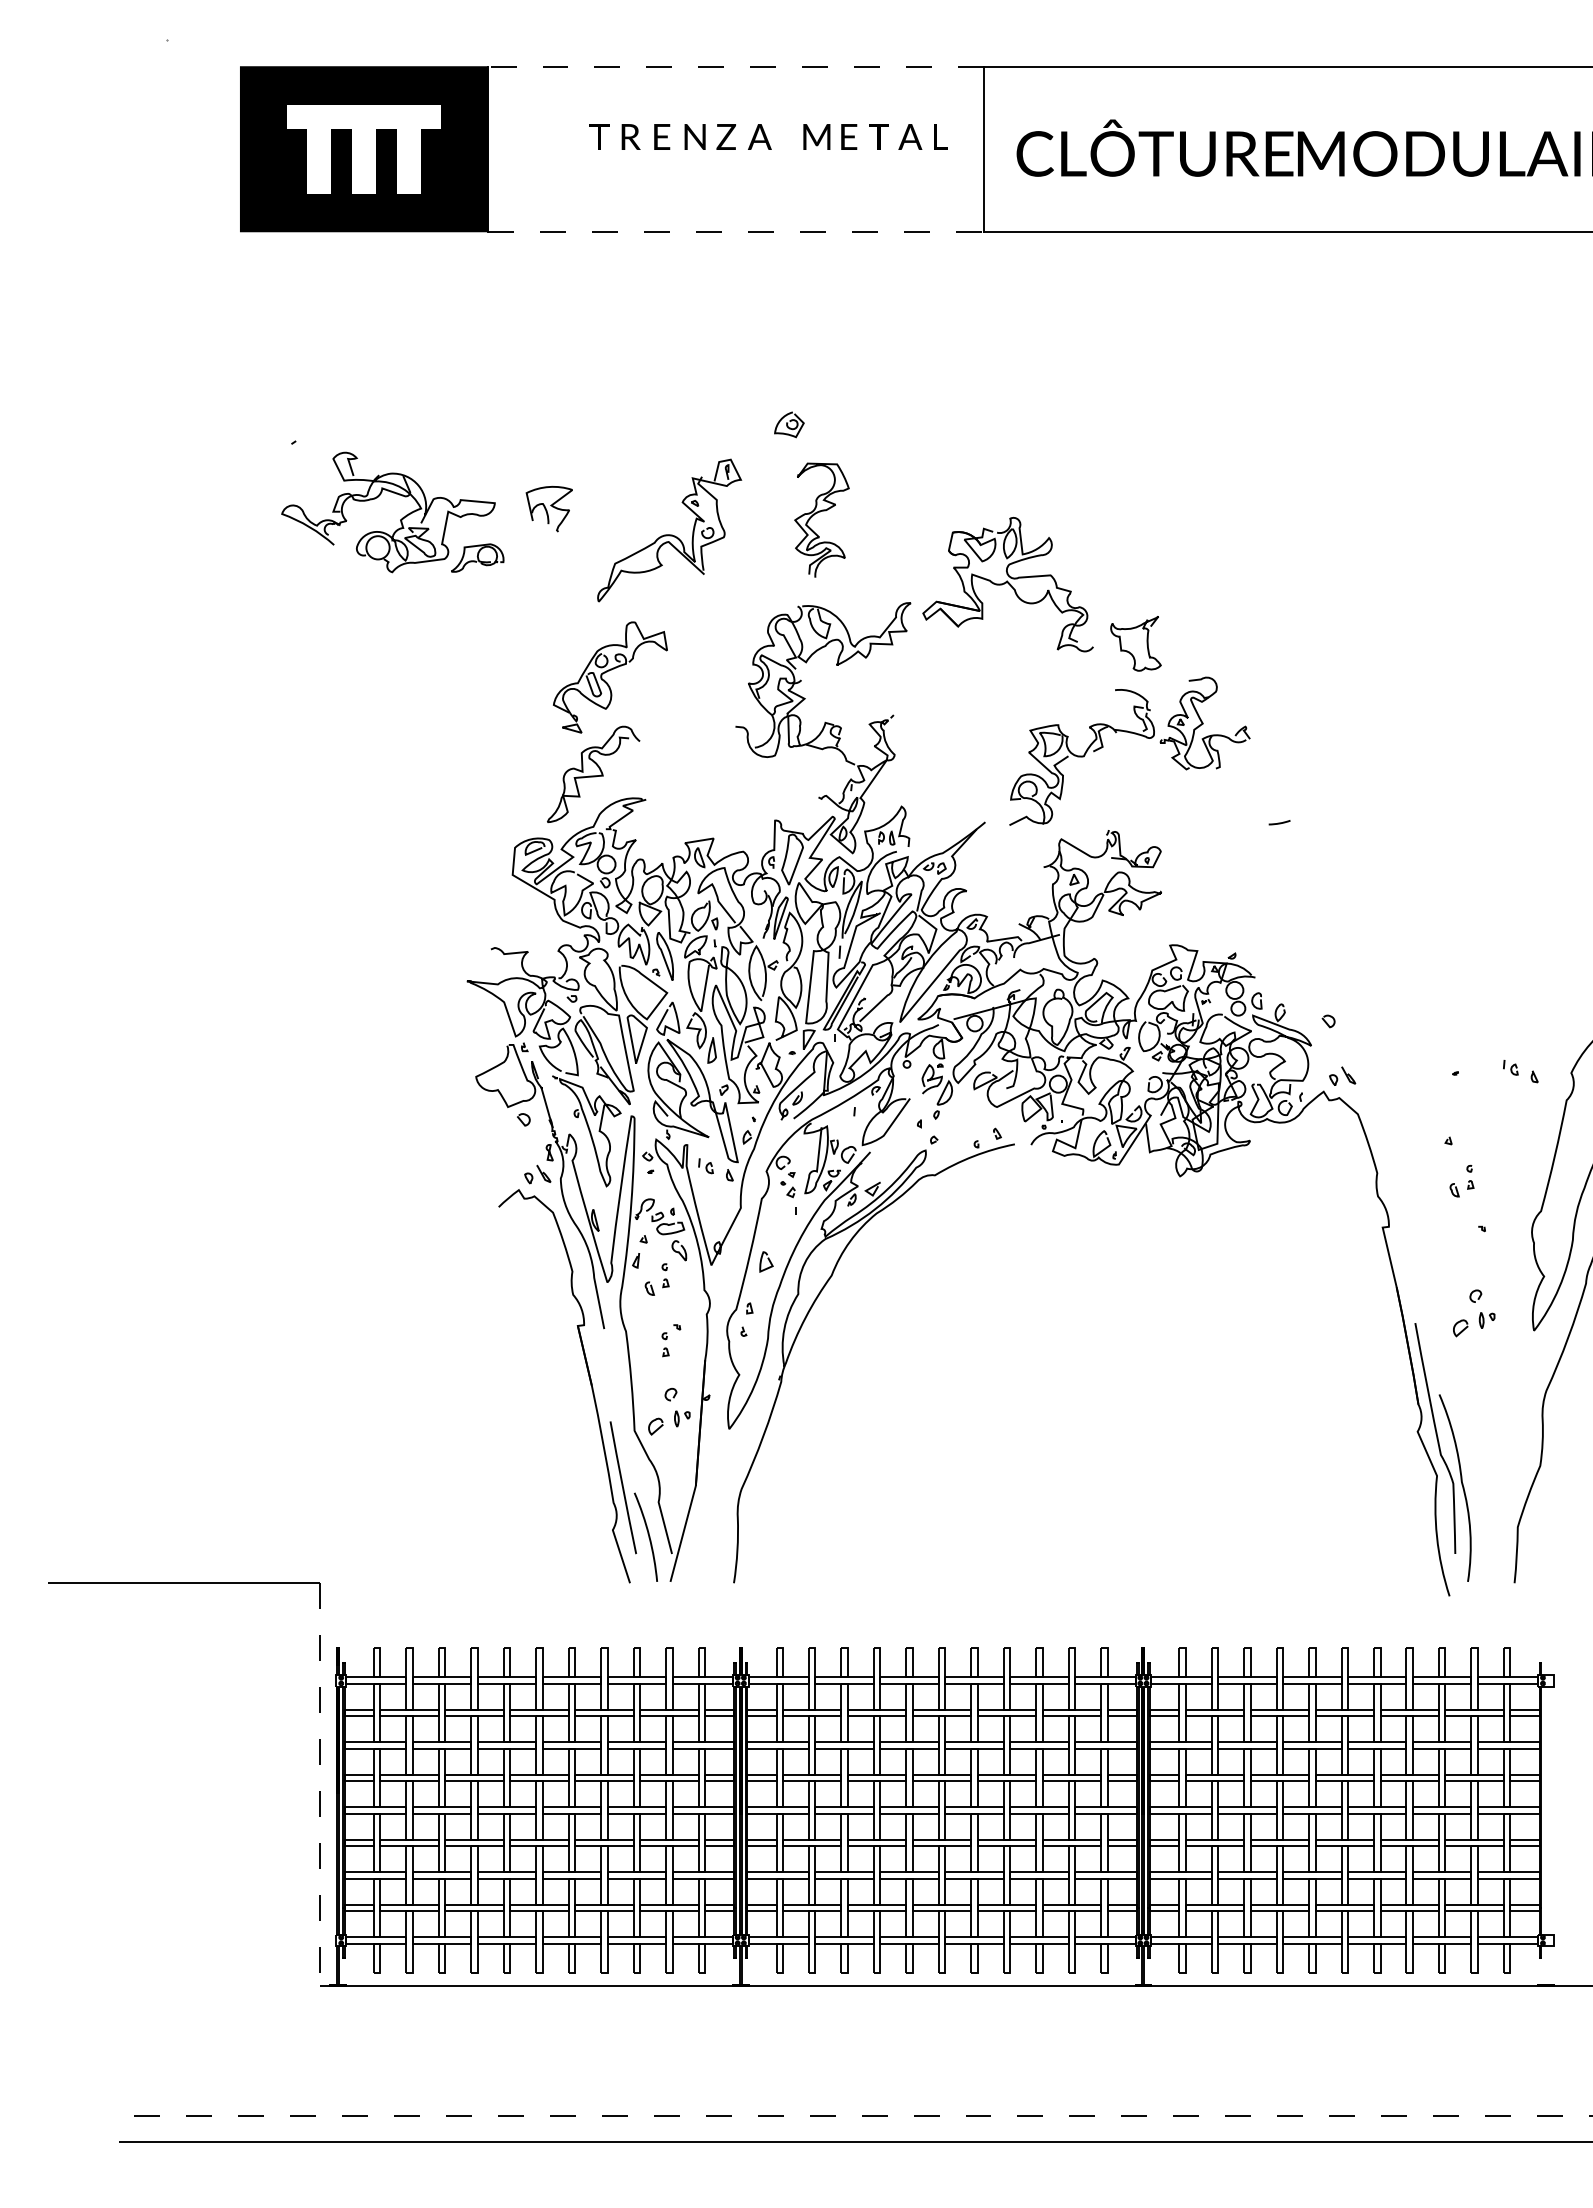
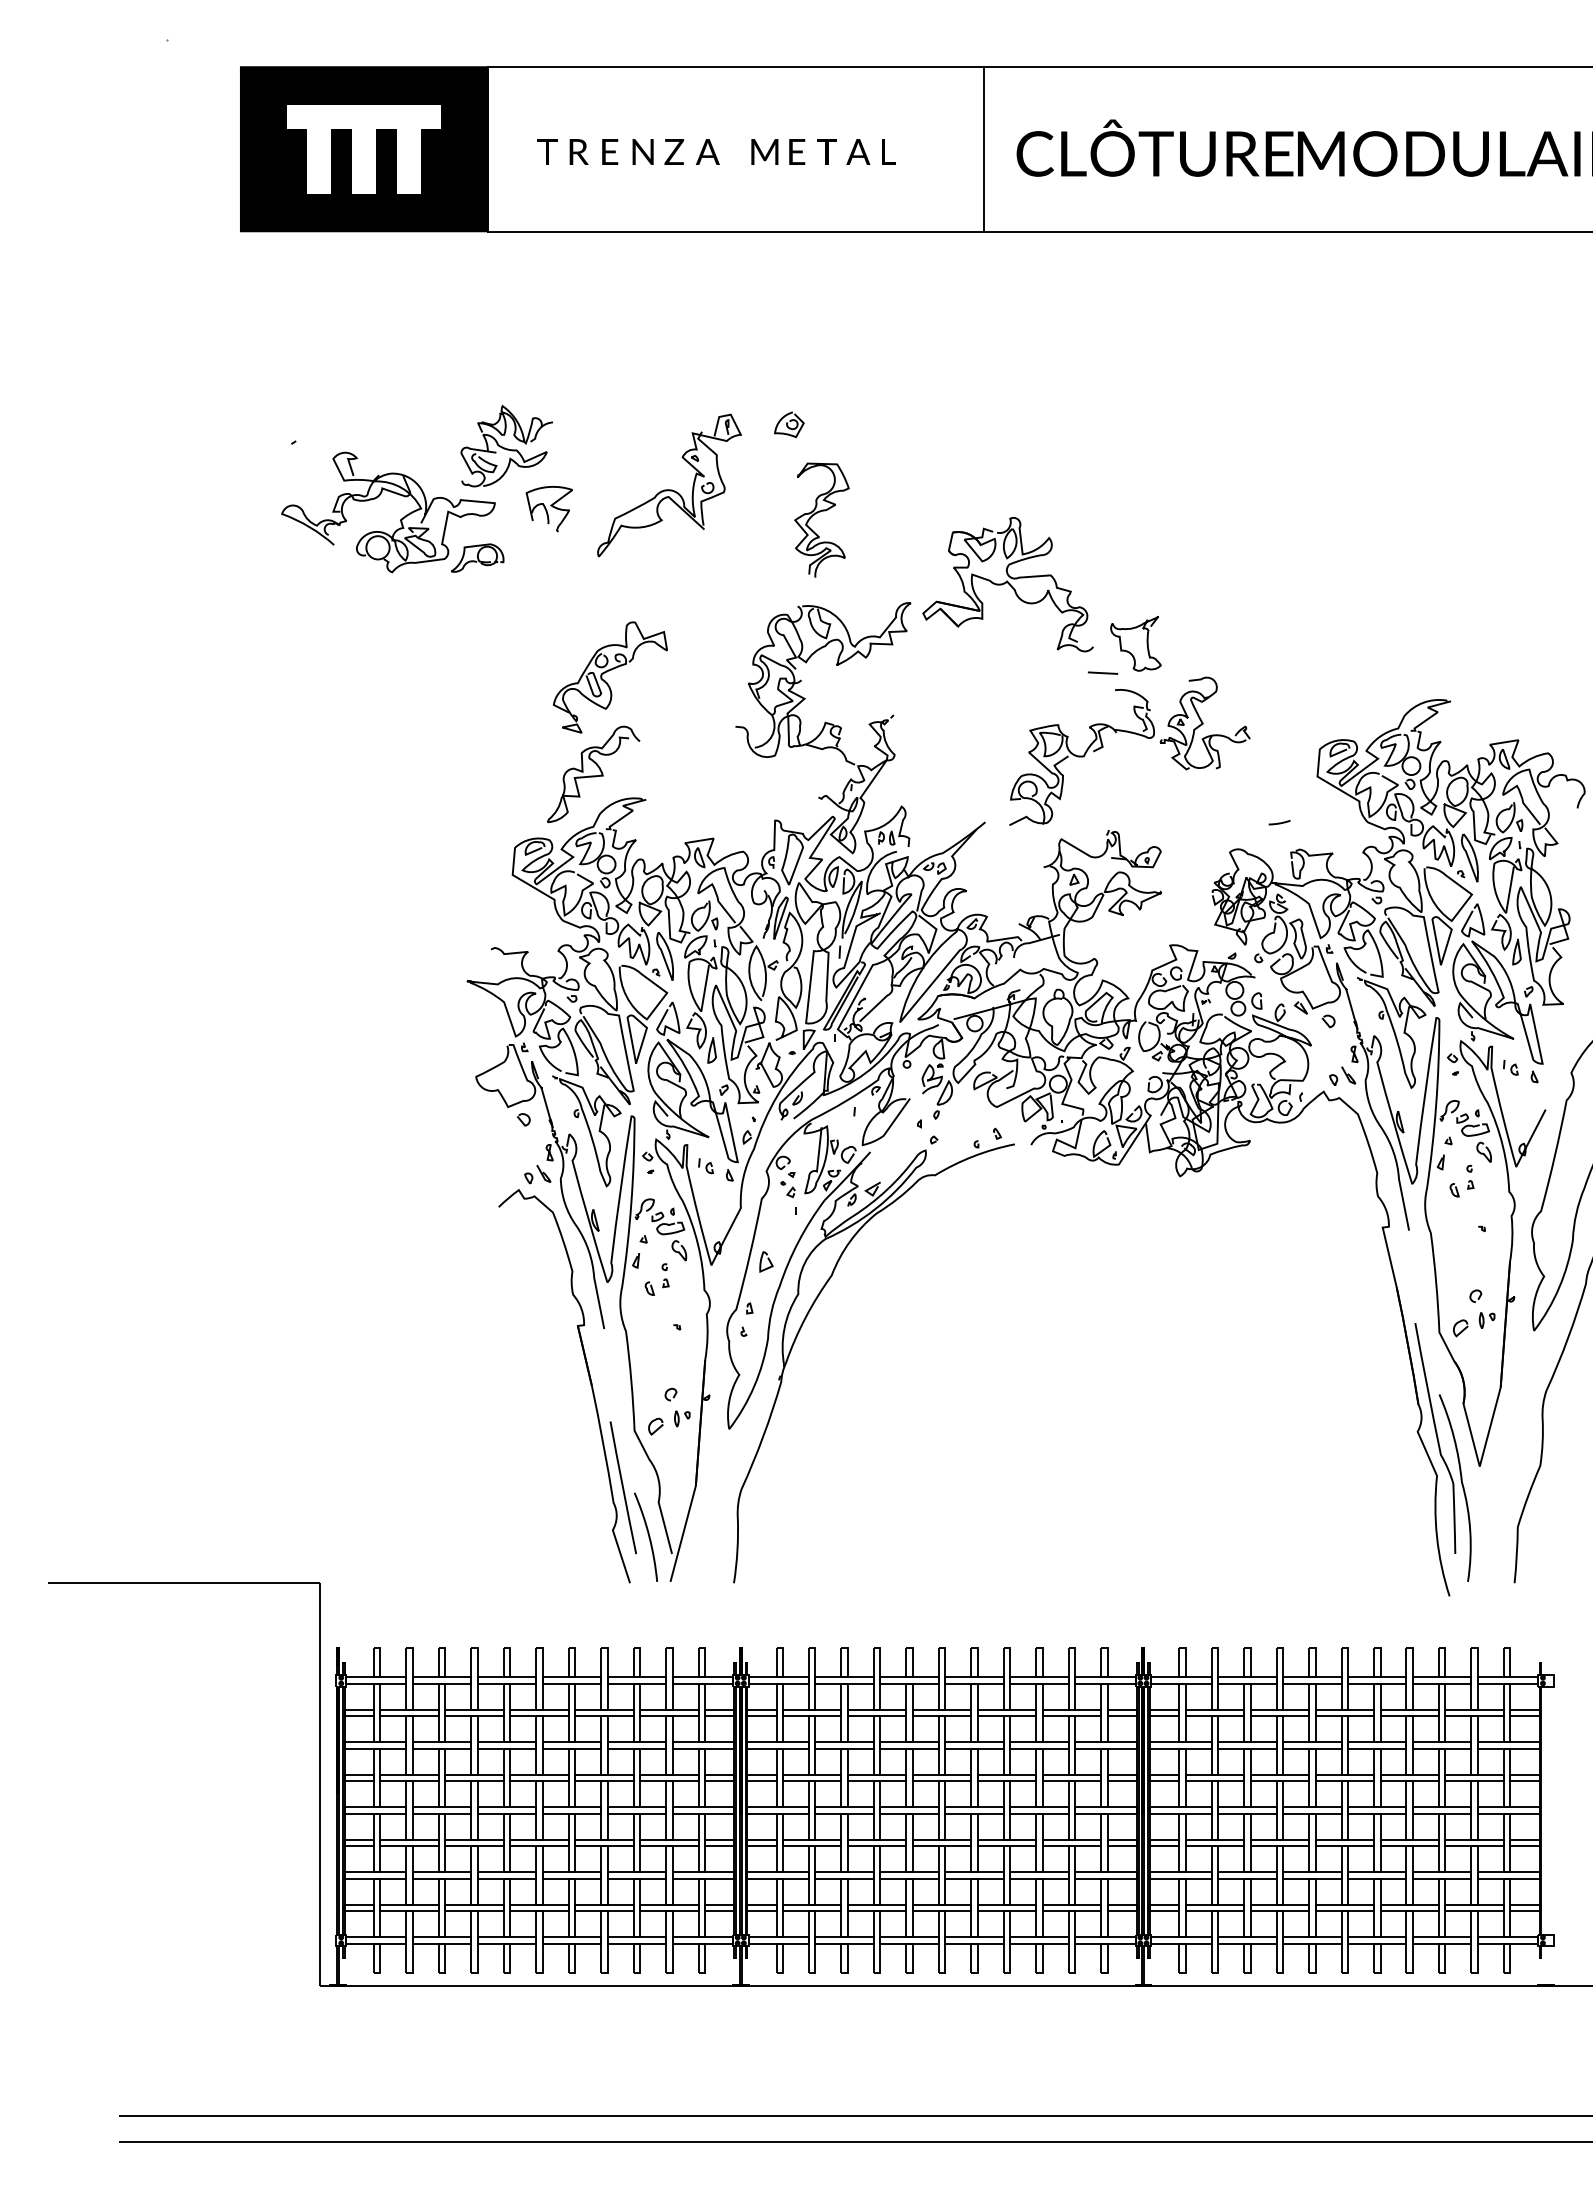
line: dashed -> solid (736, 66)
text position: (768, 136) -> (716, 151) (716, 151)
line: dashed -> solid (736, 231)
part: none -> present (506, 446)
part position: (669, 530) -> (669, 485) (669, 485)
line: none -> present (1103, 672)
part: none -> present (1406, 1078)
part: present -> none (665, 1344)
line: dashed -> solid (319, 1785)
line: dashed -> solid (856, 2115)
